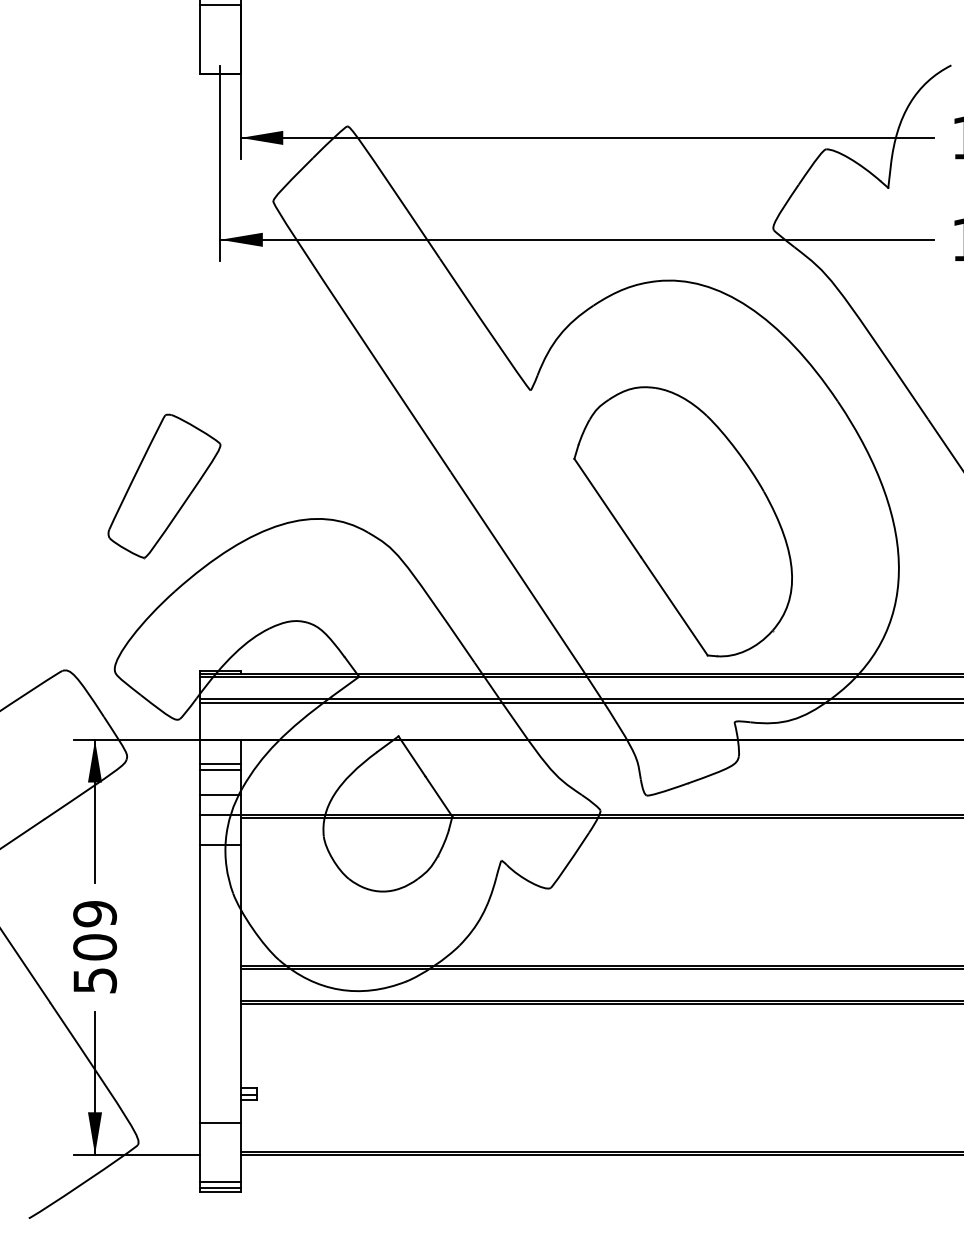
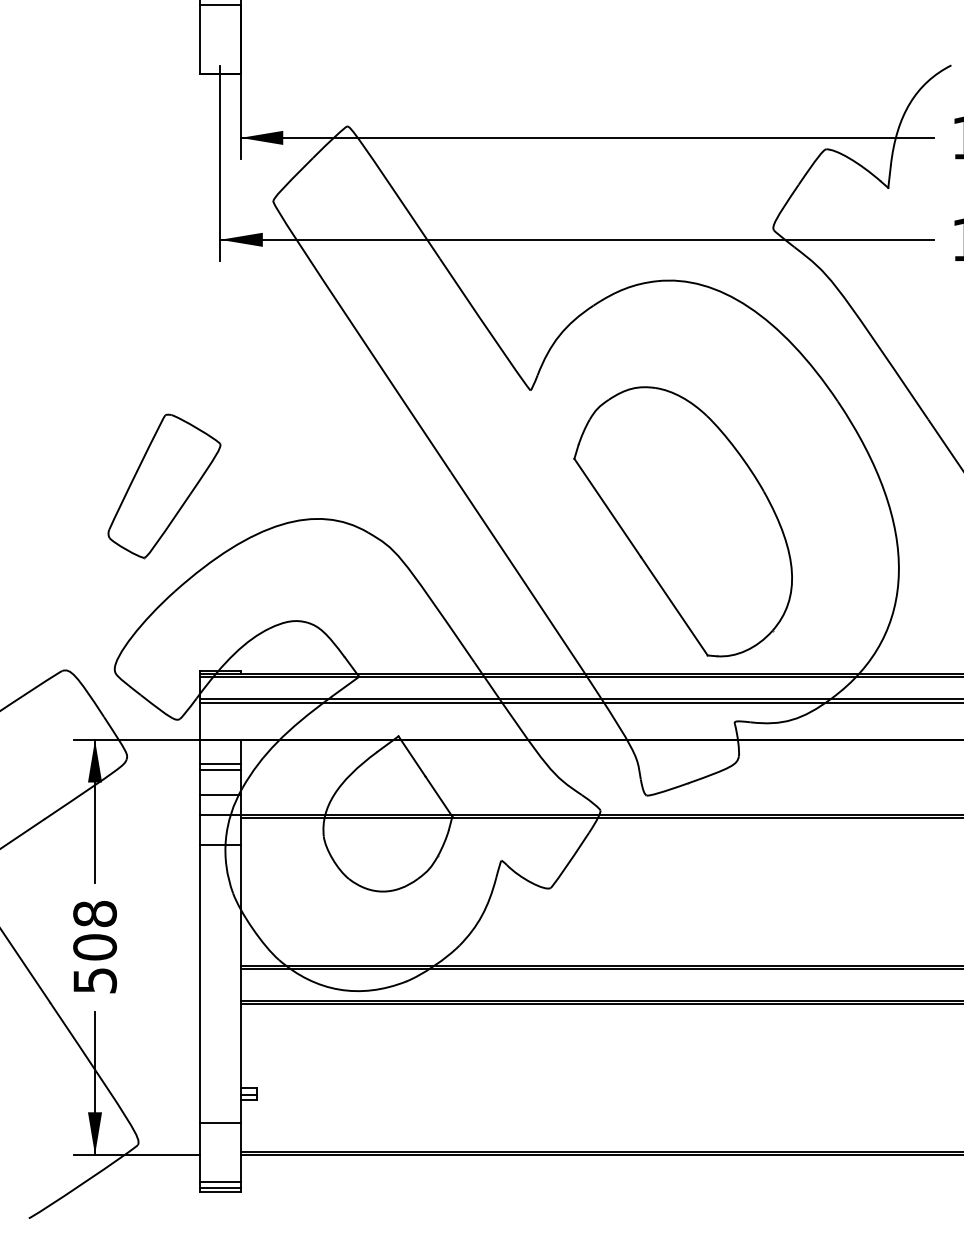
text: 509 -> 508 (95, 914)
